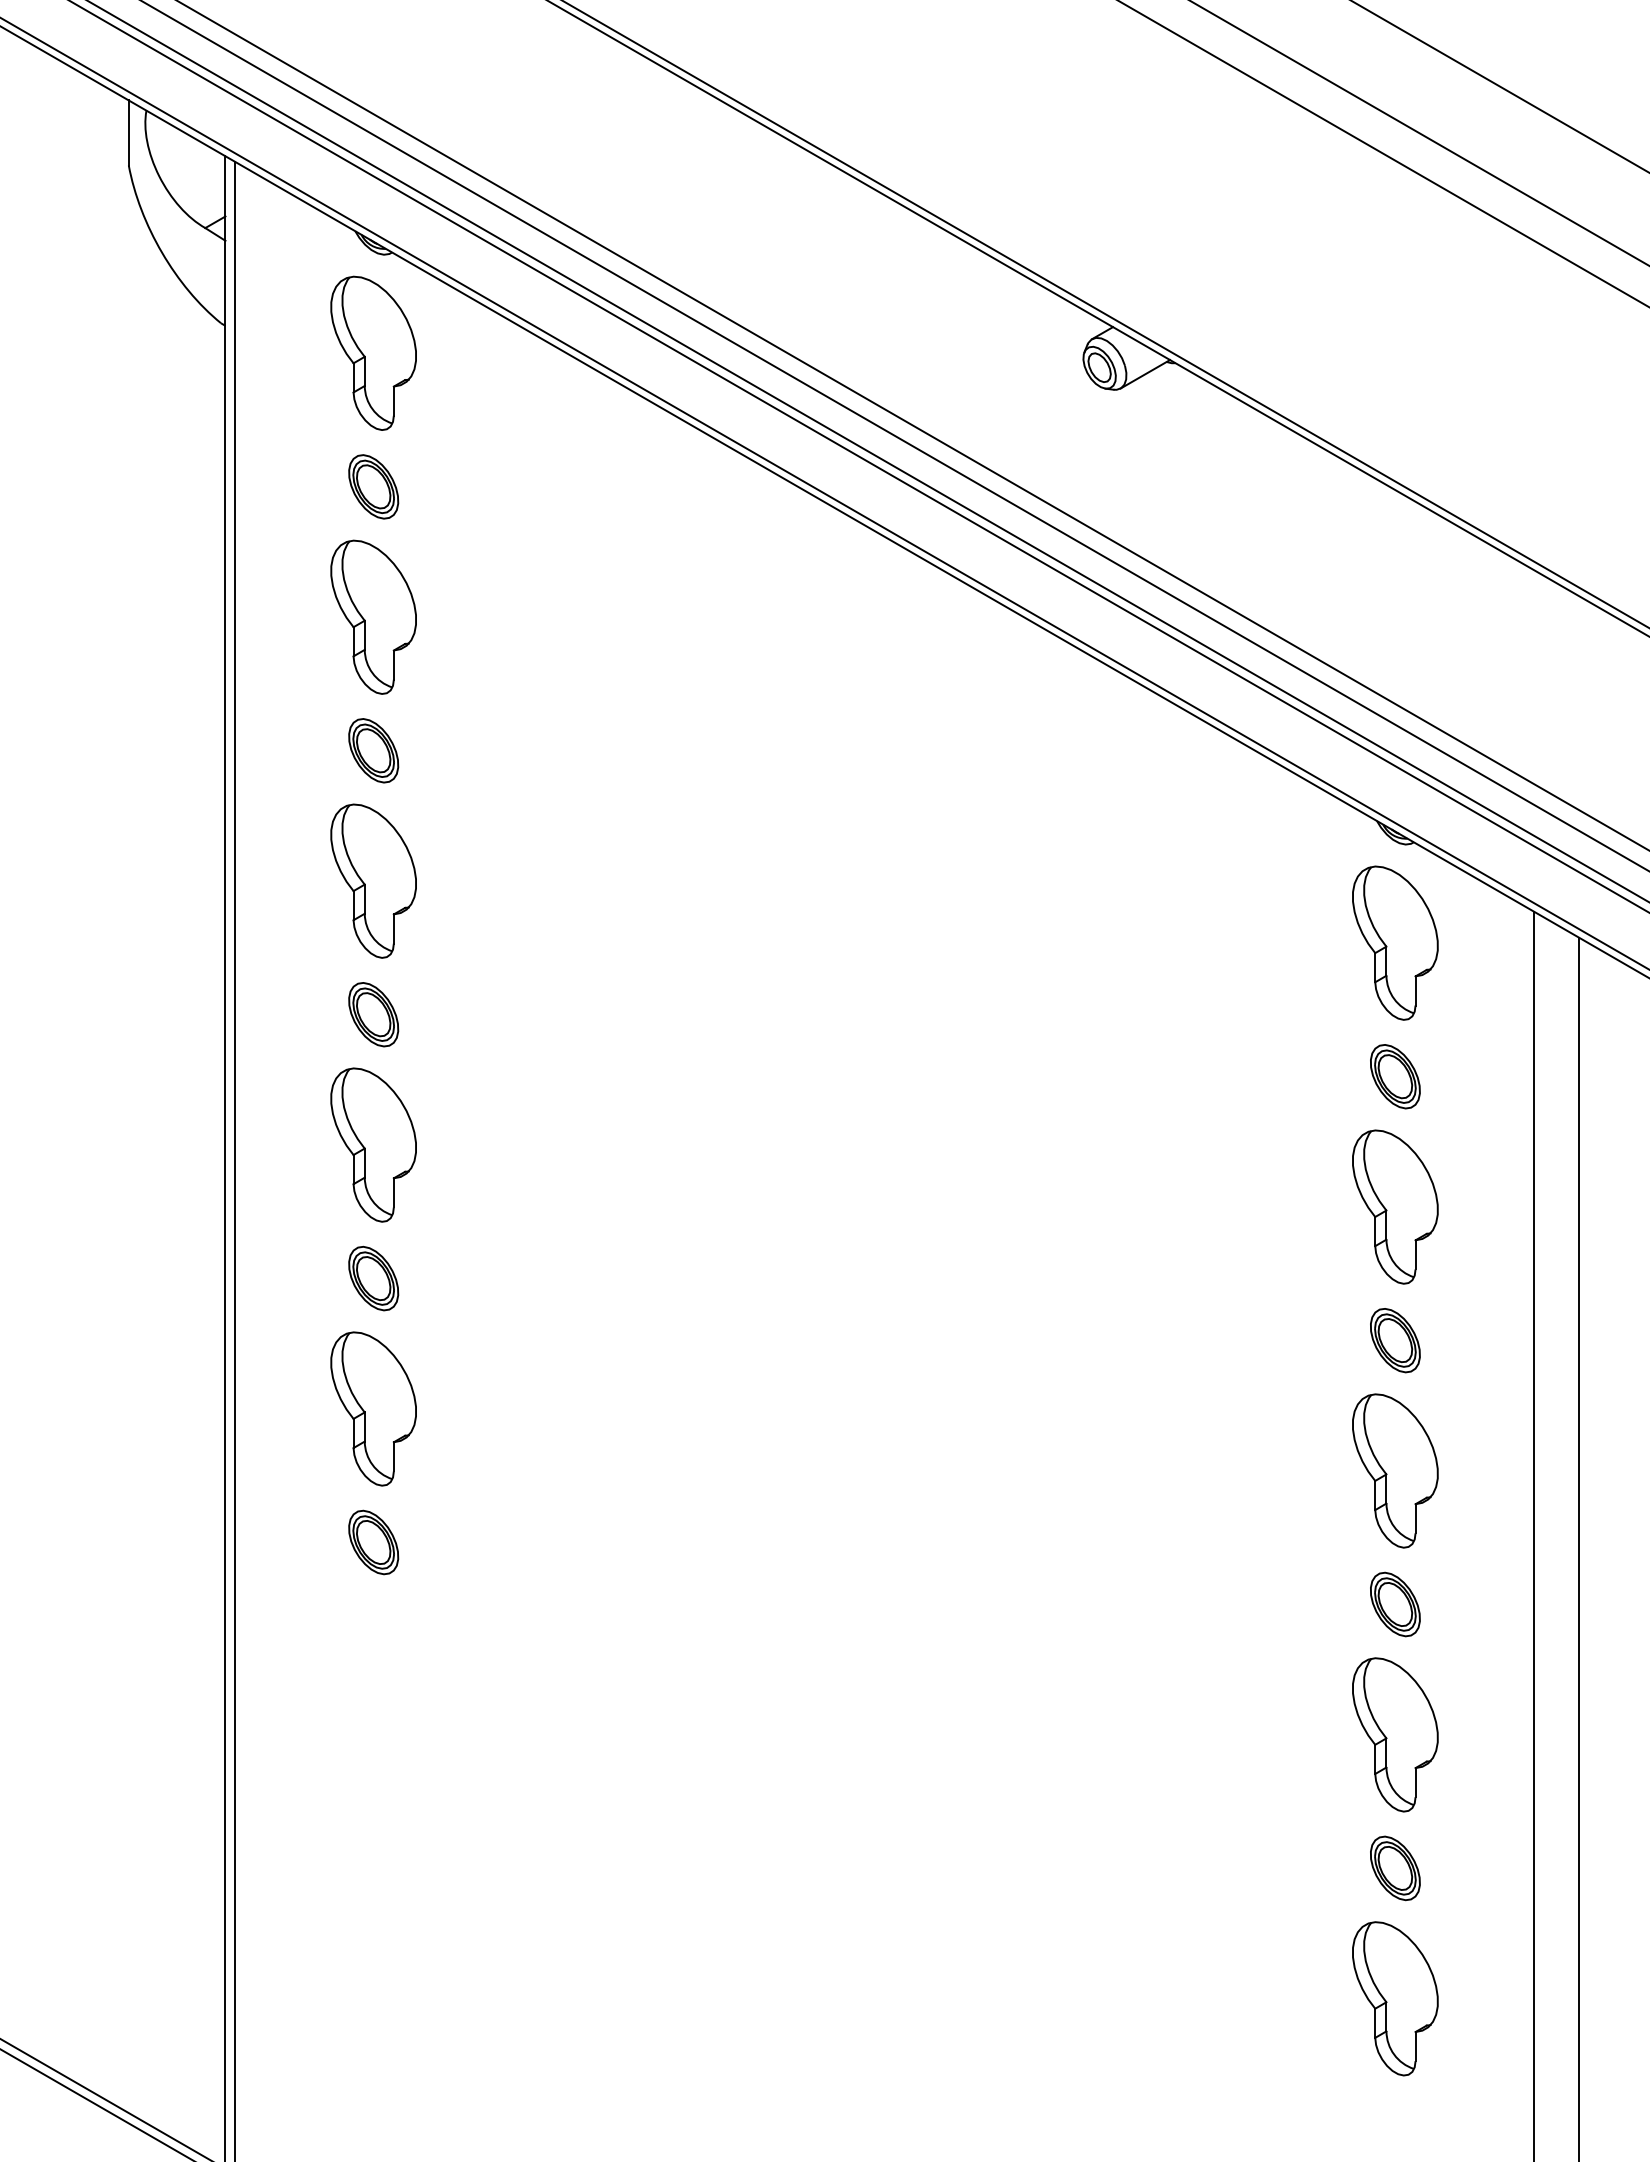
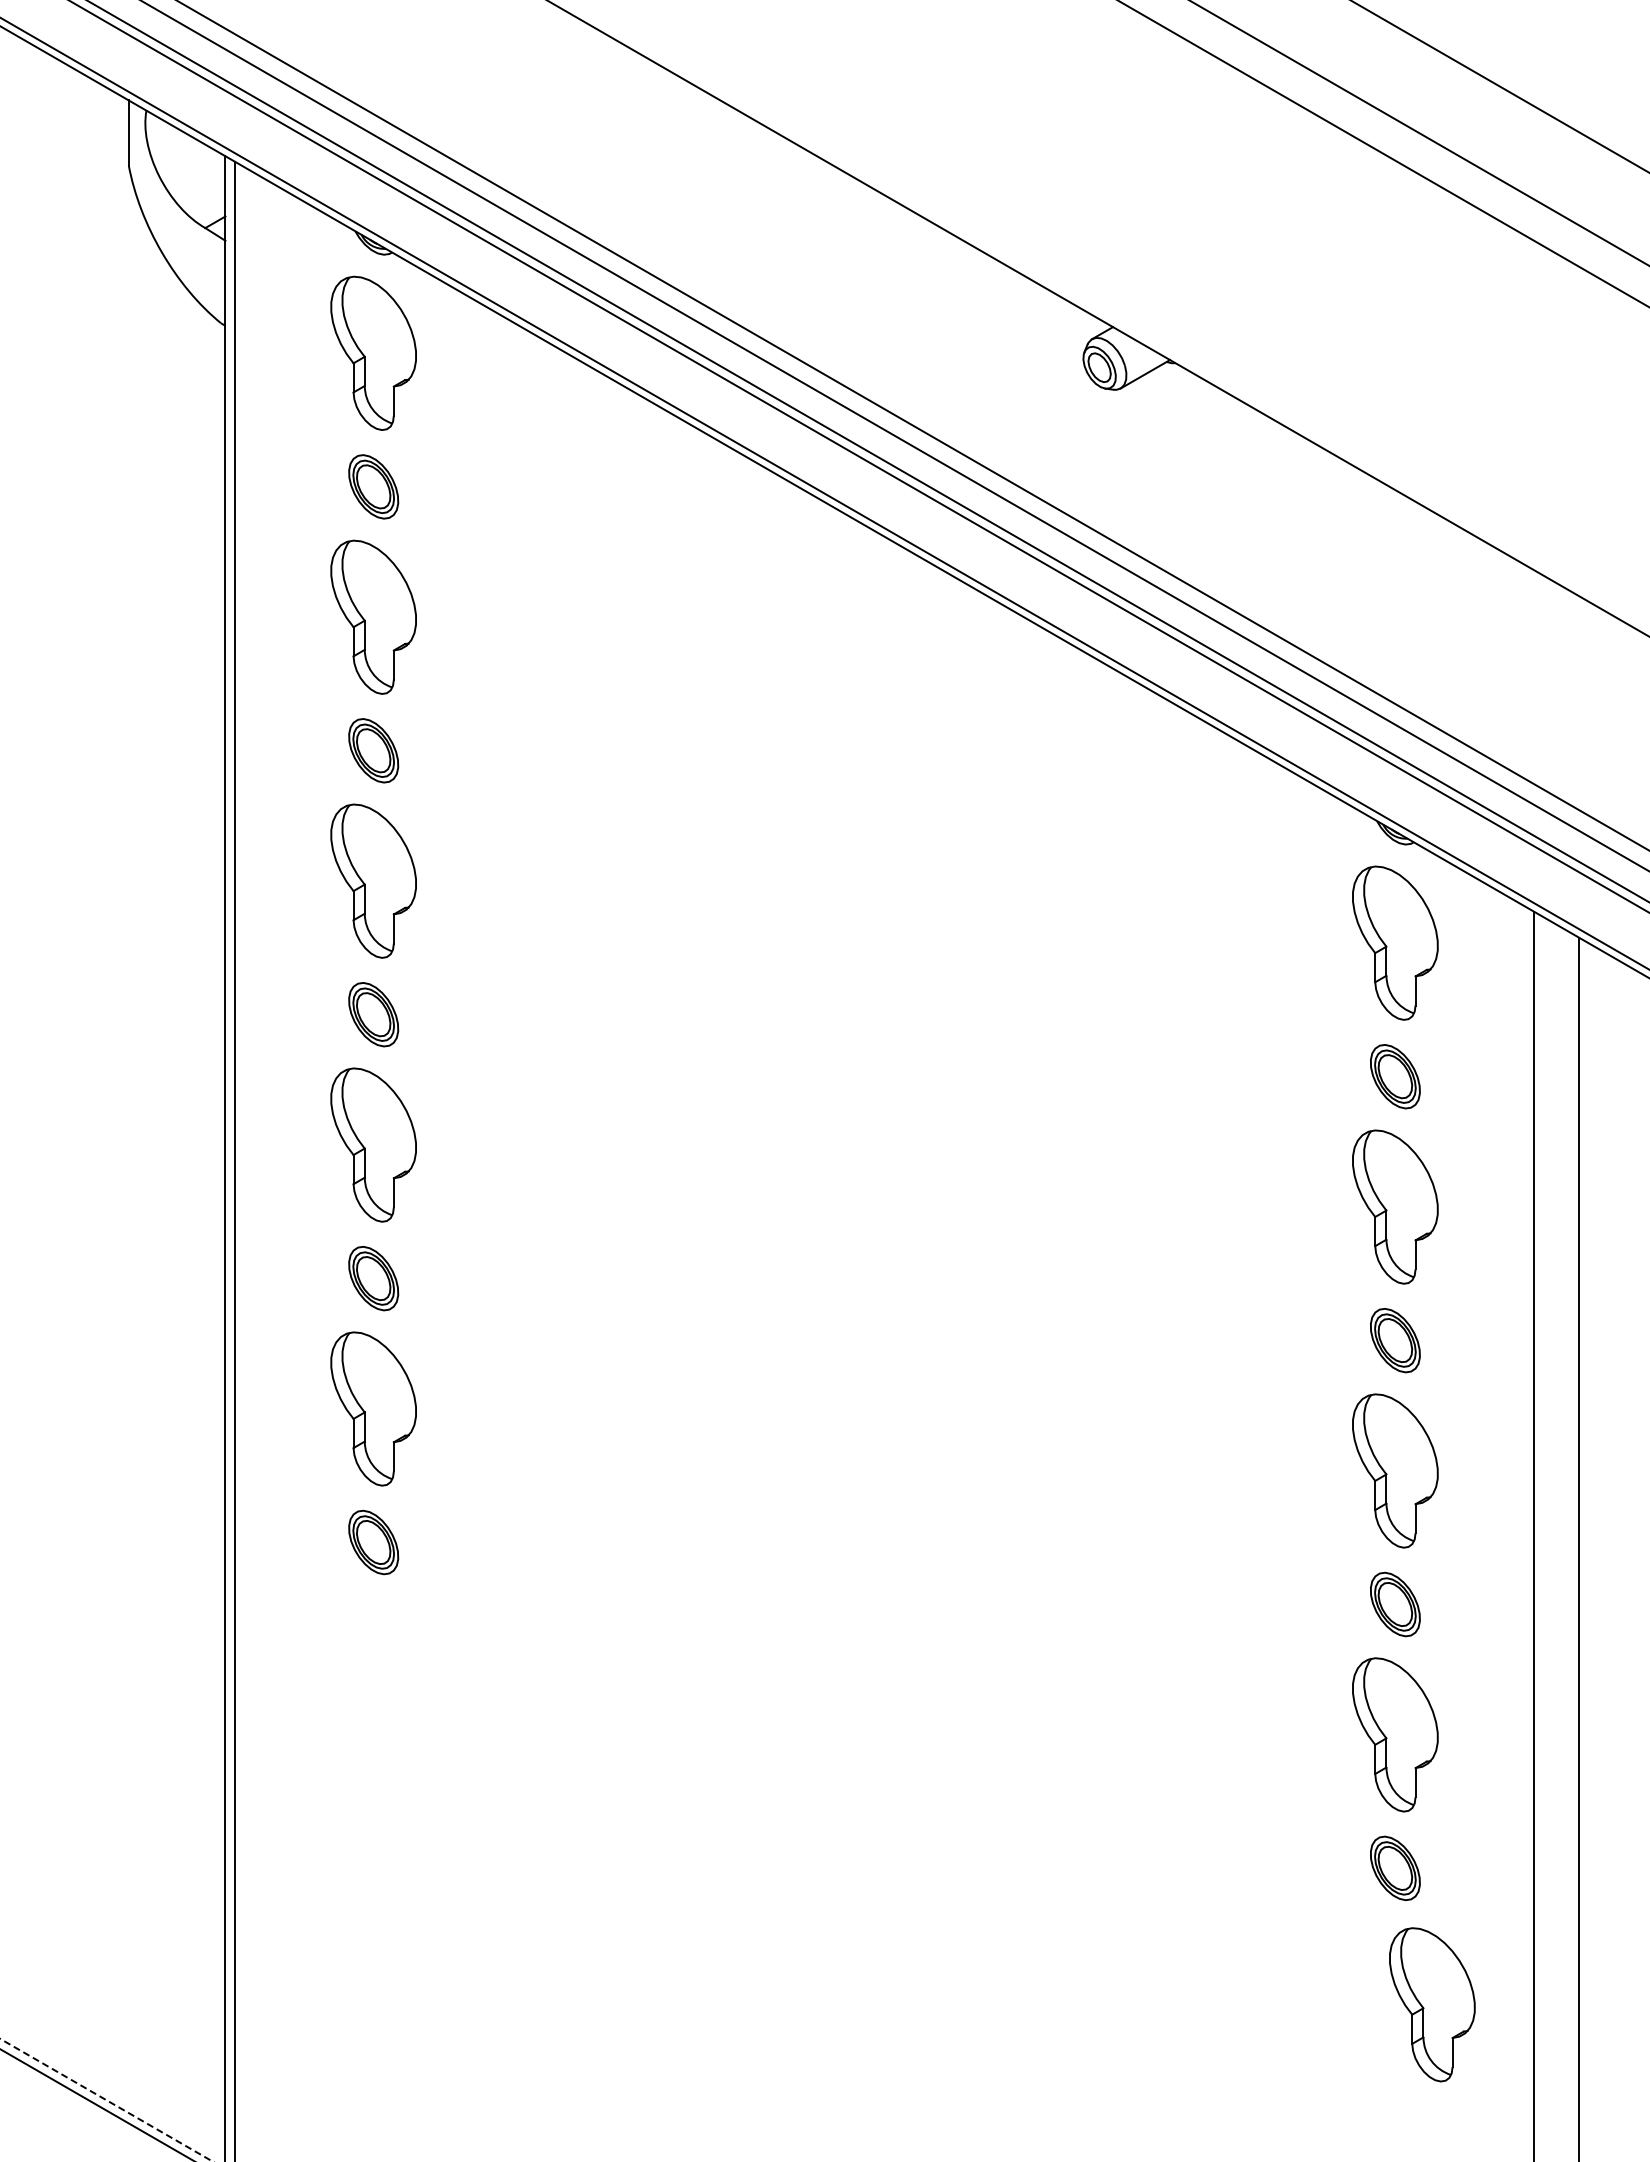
line: present -> none (1105, 314)
part position: (1395, 1998) -> (1432, 2004) (1432, 2004)
line: solid -> dashed (106, 2100)
